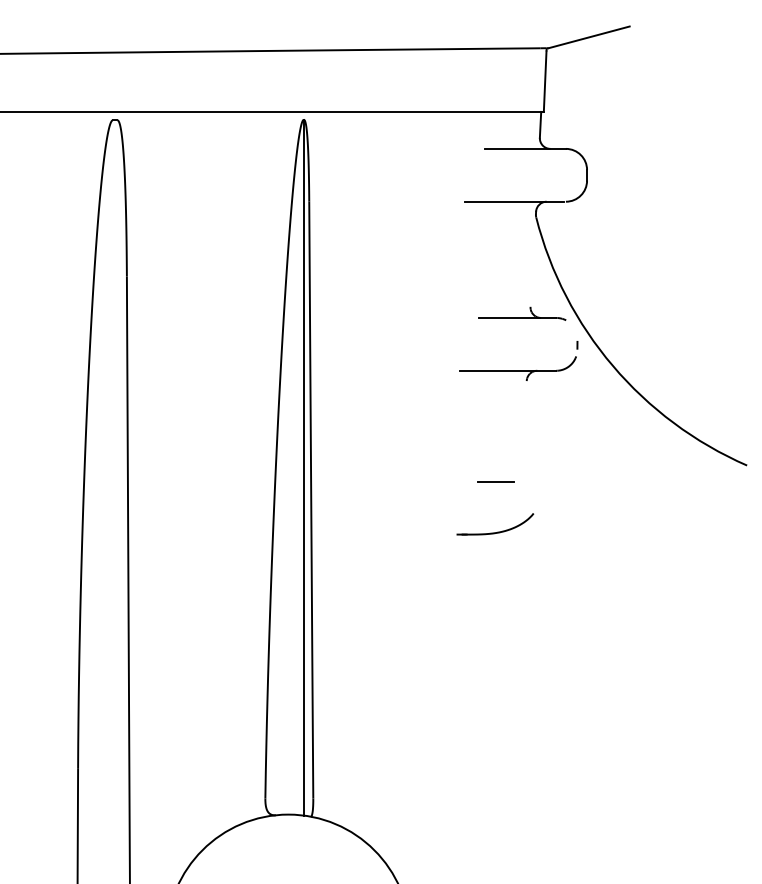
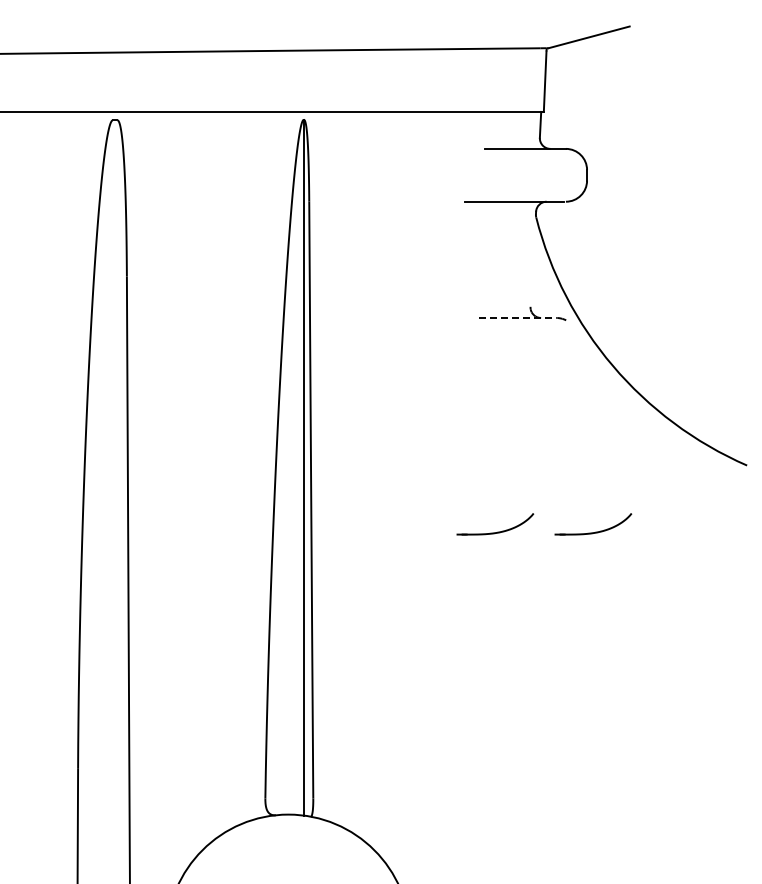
line: solid -> dashed (518, 317)
part: present -> none (518, 370)
line: present -> none (495, 481)
part: none -> present (595, 531)
